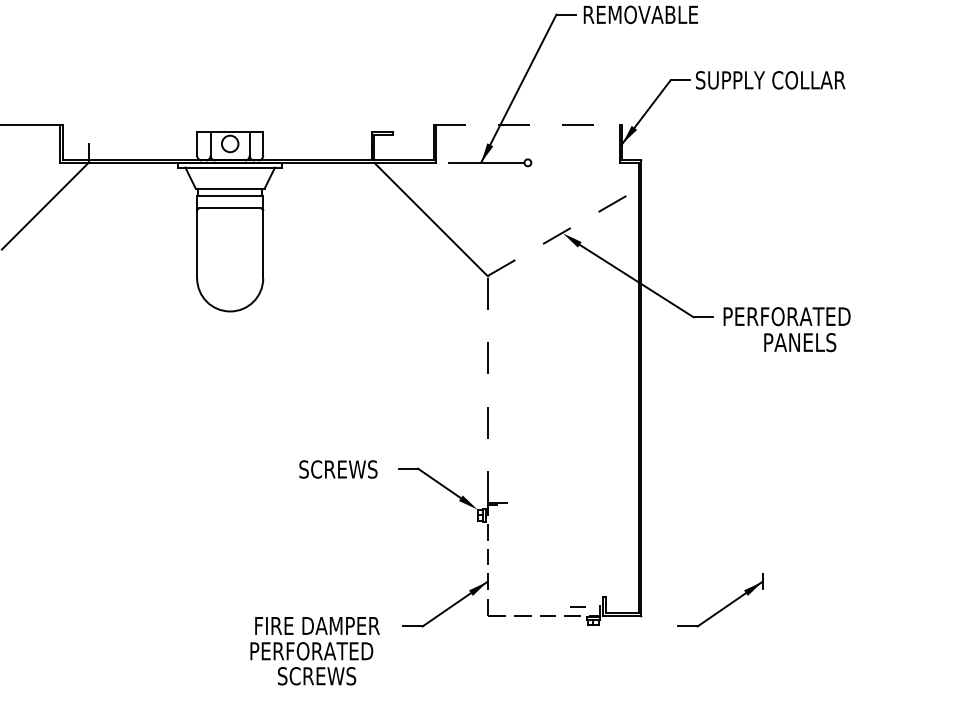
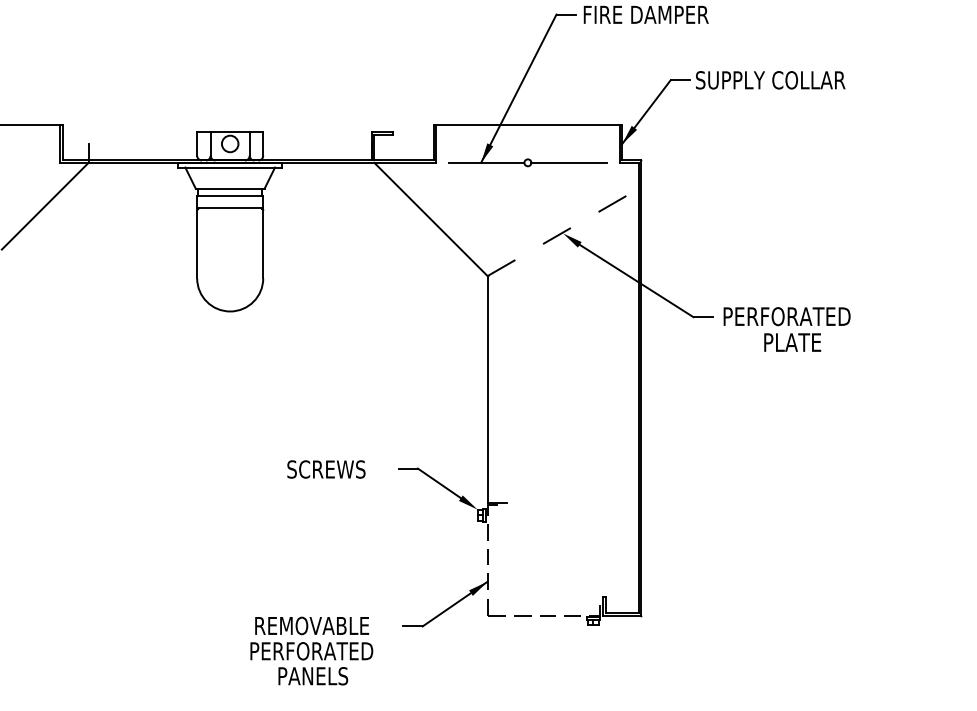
text: REMOVABLE -> FIRE DAMPER (646, 14)
line: dashed -> solid (528, 125)
line: none -> present (569, 162)
text: PANELS -> PLATE (805, 342)
line: dashed -> solid (487, 388)
text position: (338, 469) -> (326, 469) (326, 469)
line: present -> none (577, 606)
part: present -> none (724, 606)
text: FIRE DAMPER -> REMOVABLE (318, 625)
text: SCREWS -> PANELS (317, 676)
